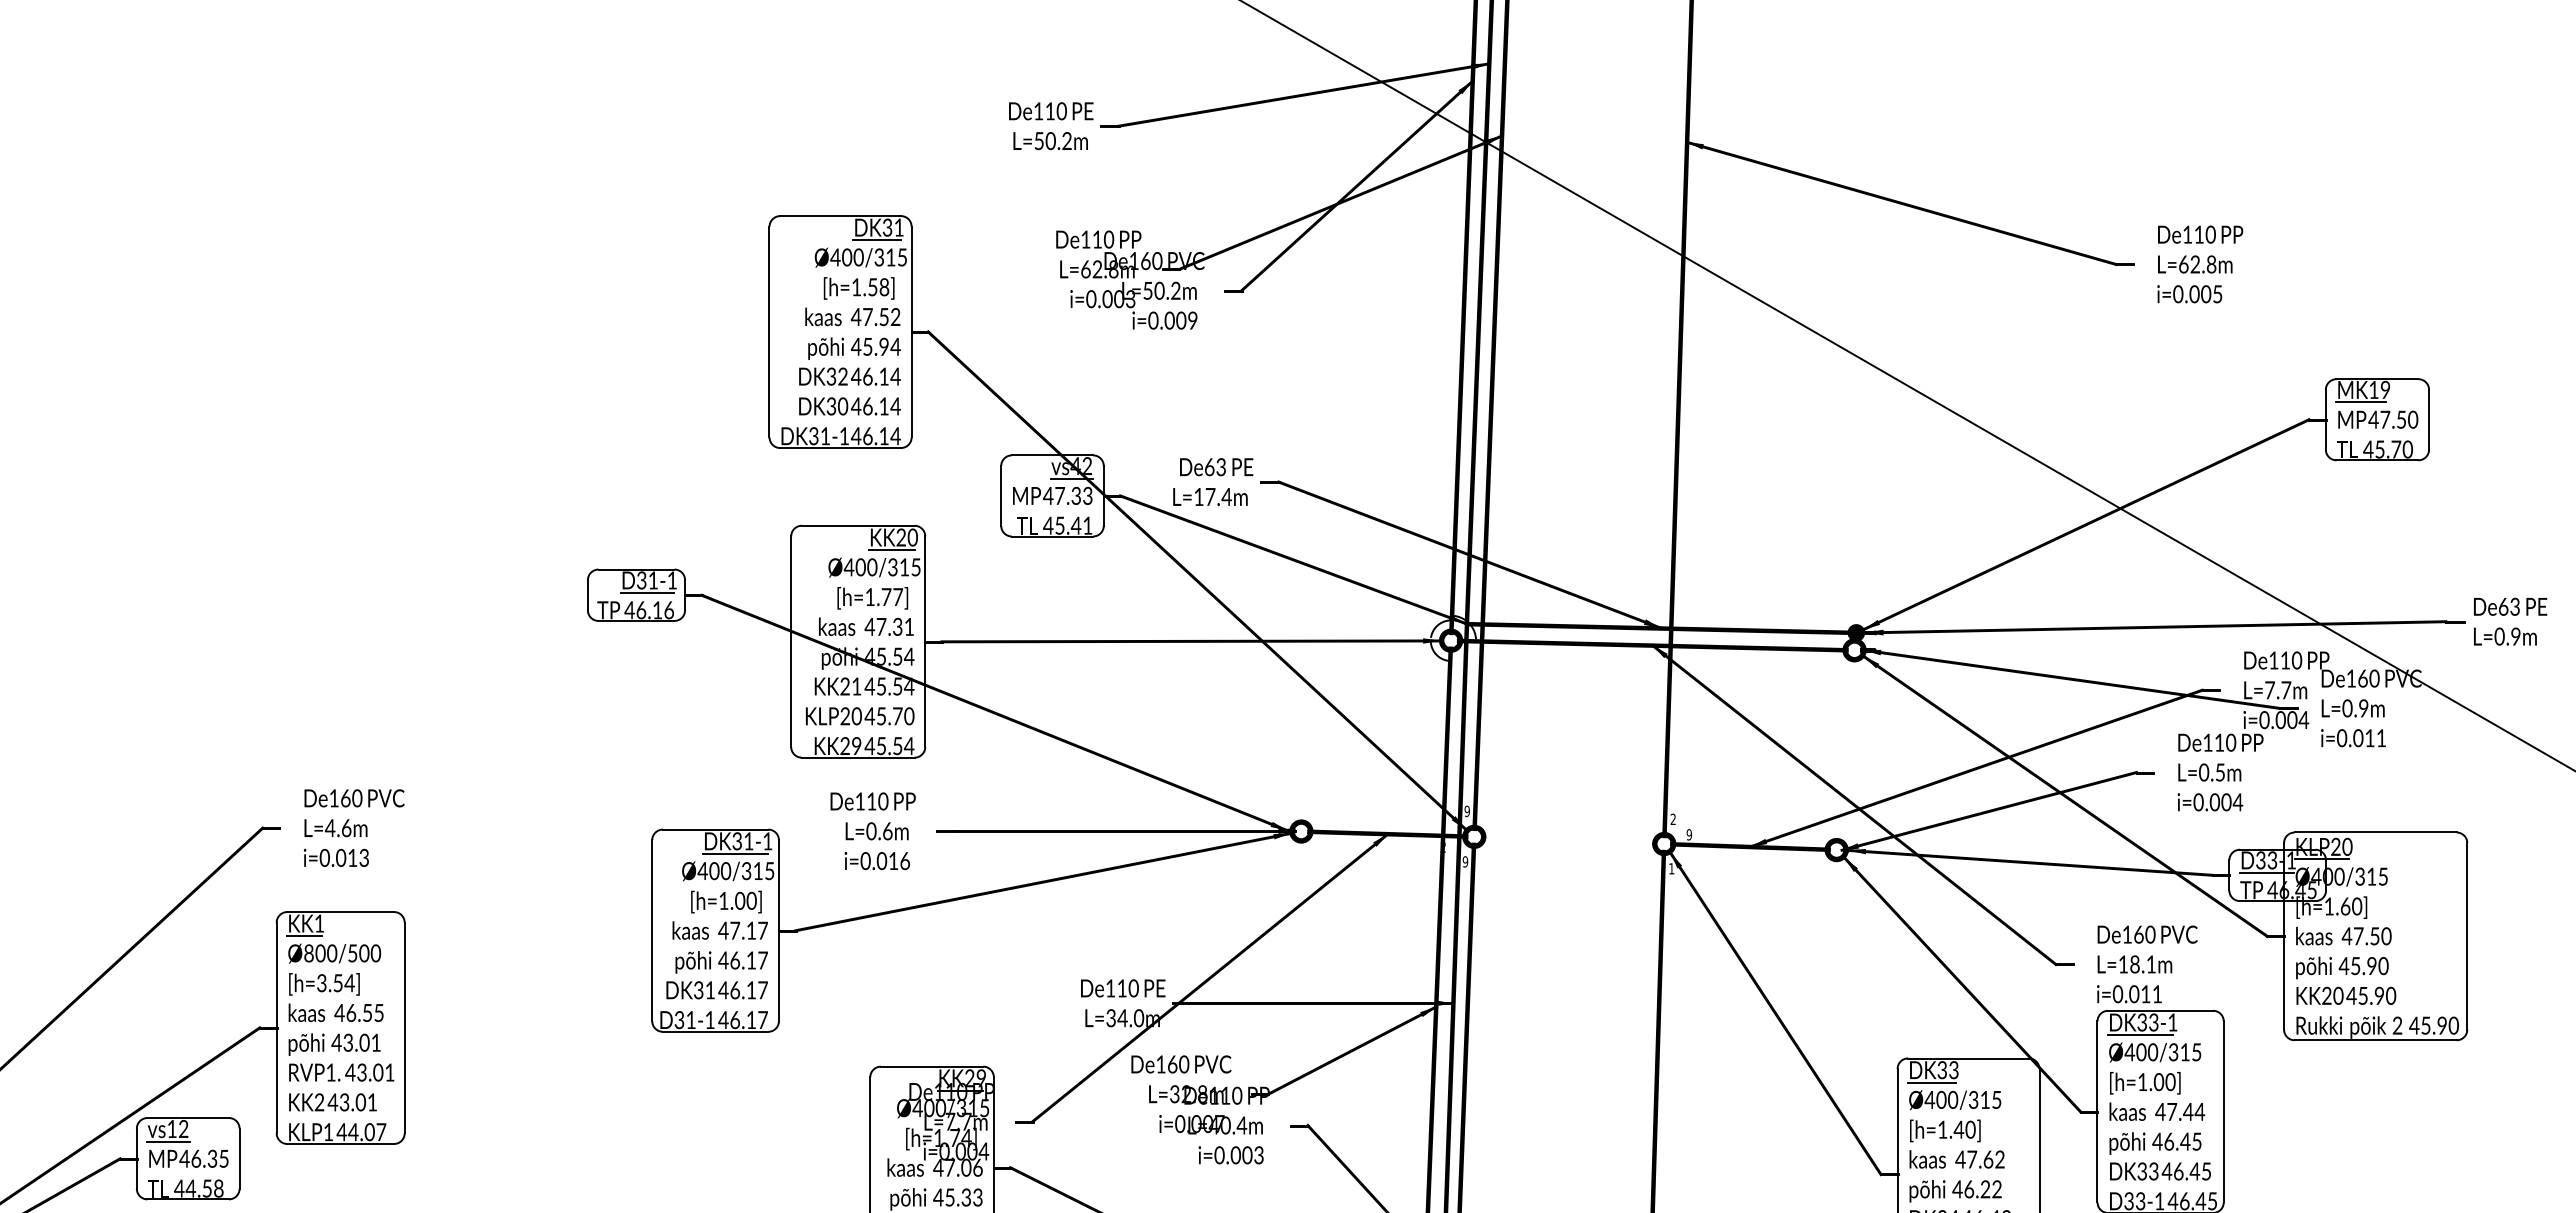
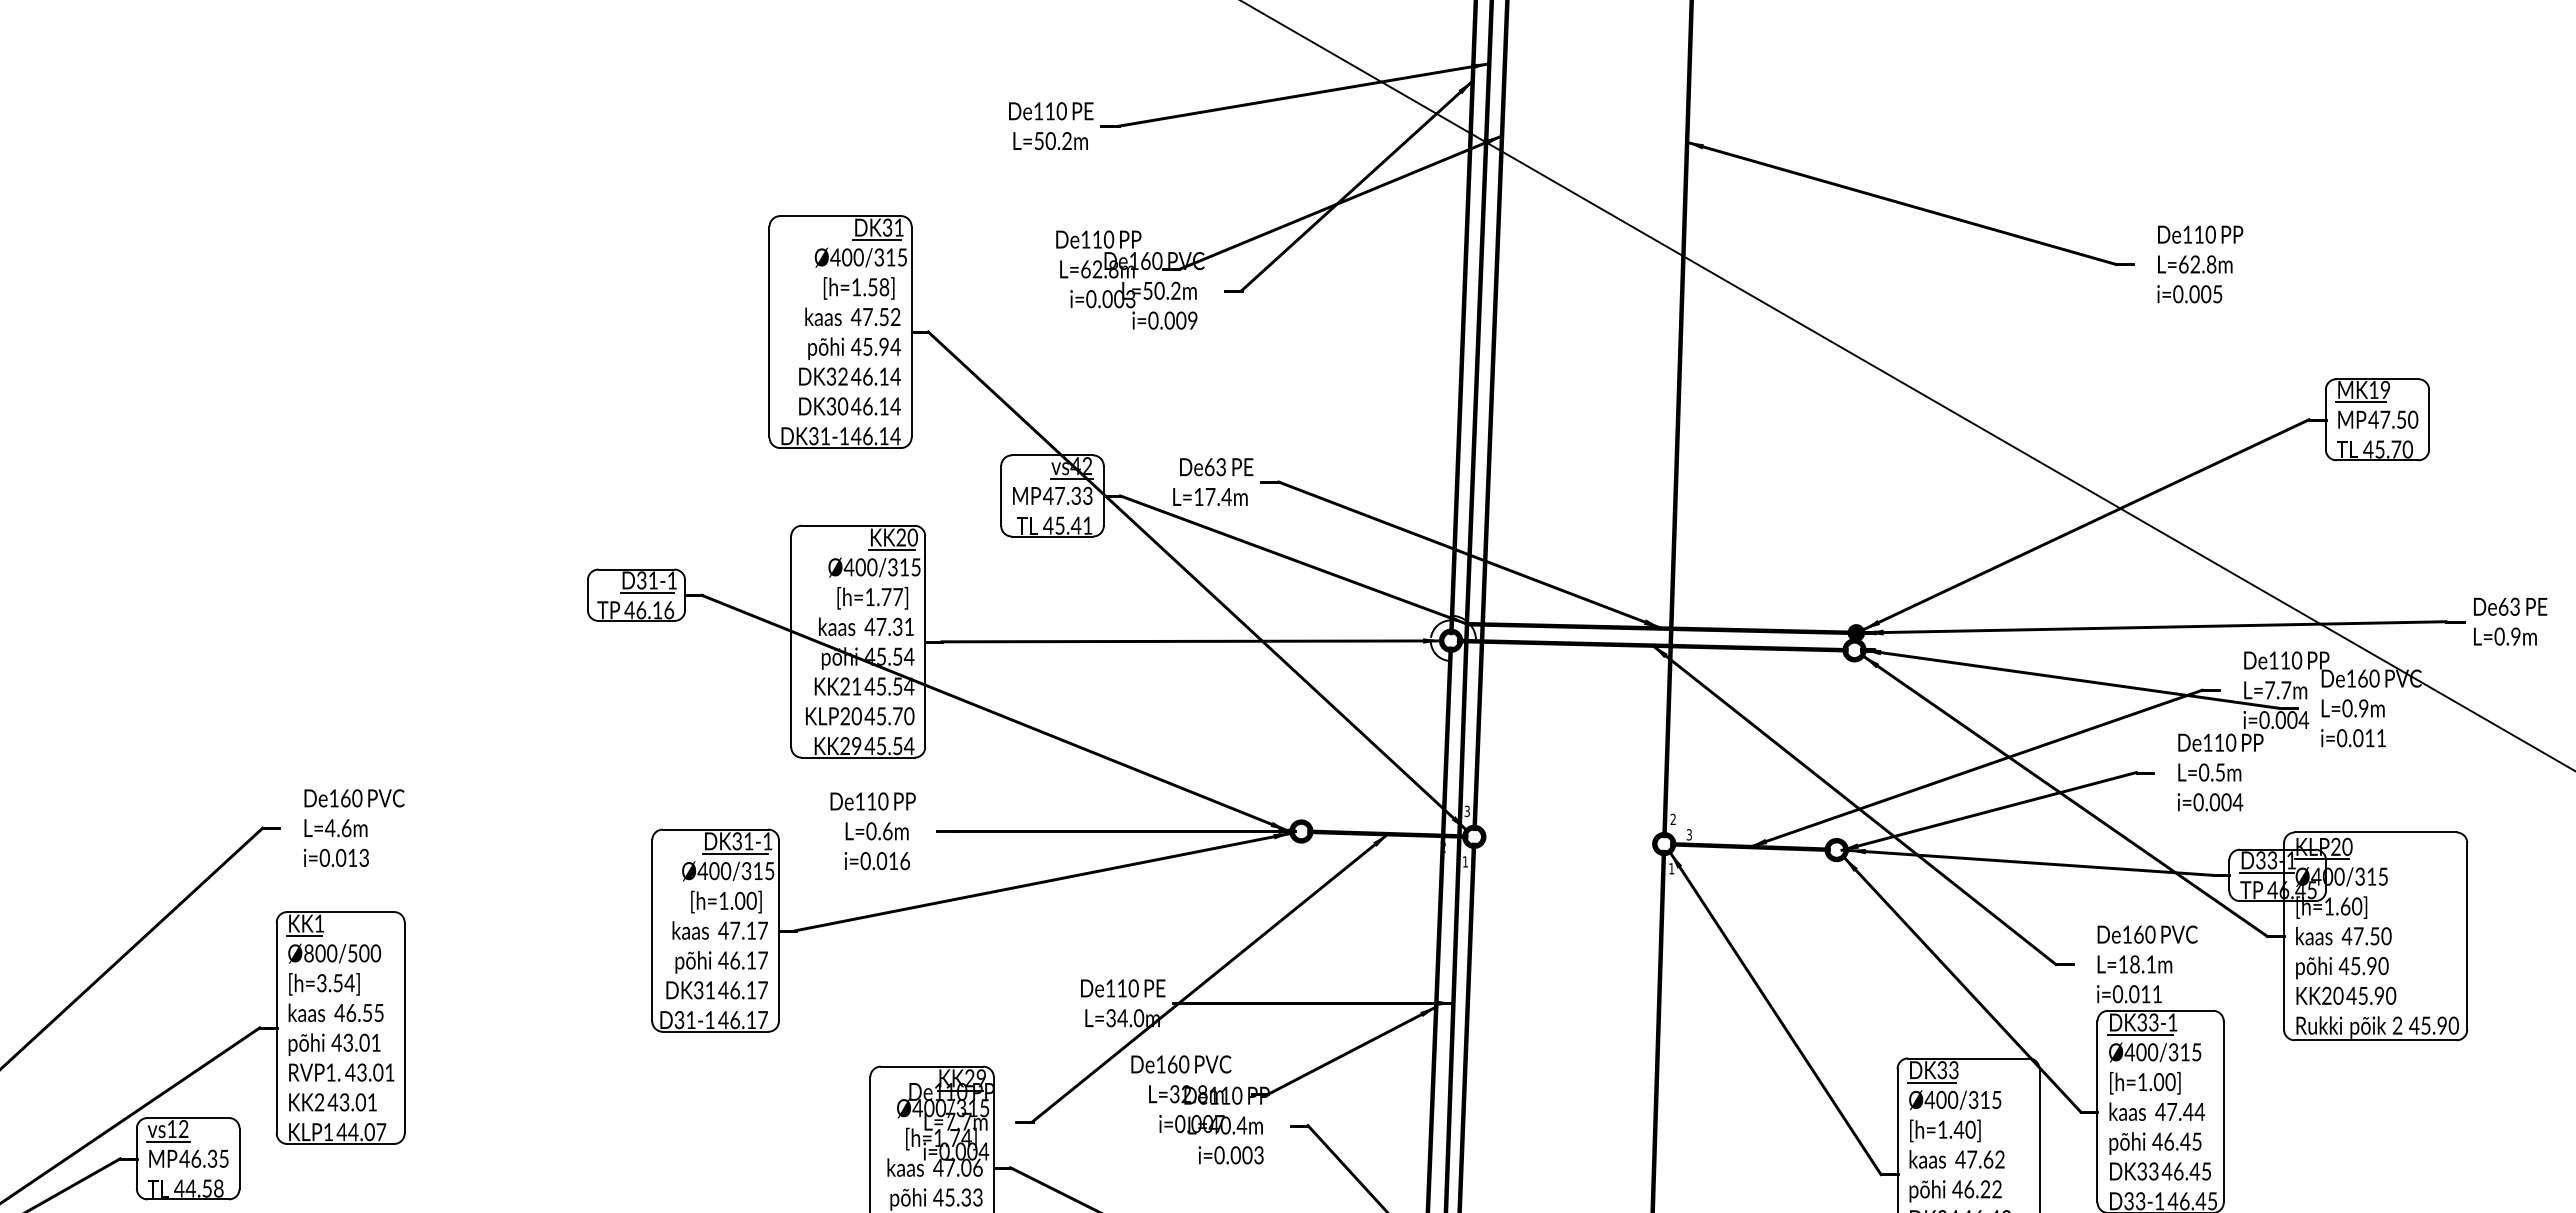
text: 9 -> 3 (1466, 810)
text: 9 -> 3 (1689, 834)
text: 9 -> 1 (1465, 861)
